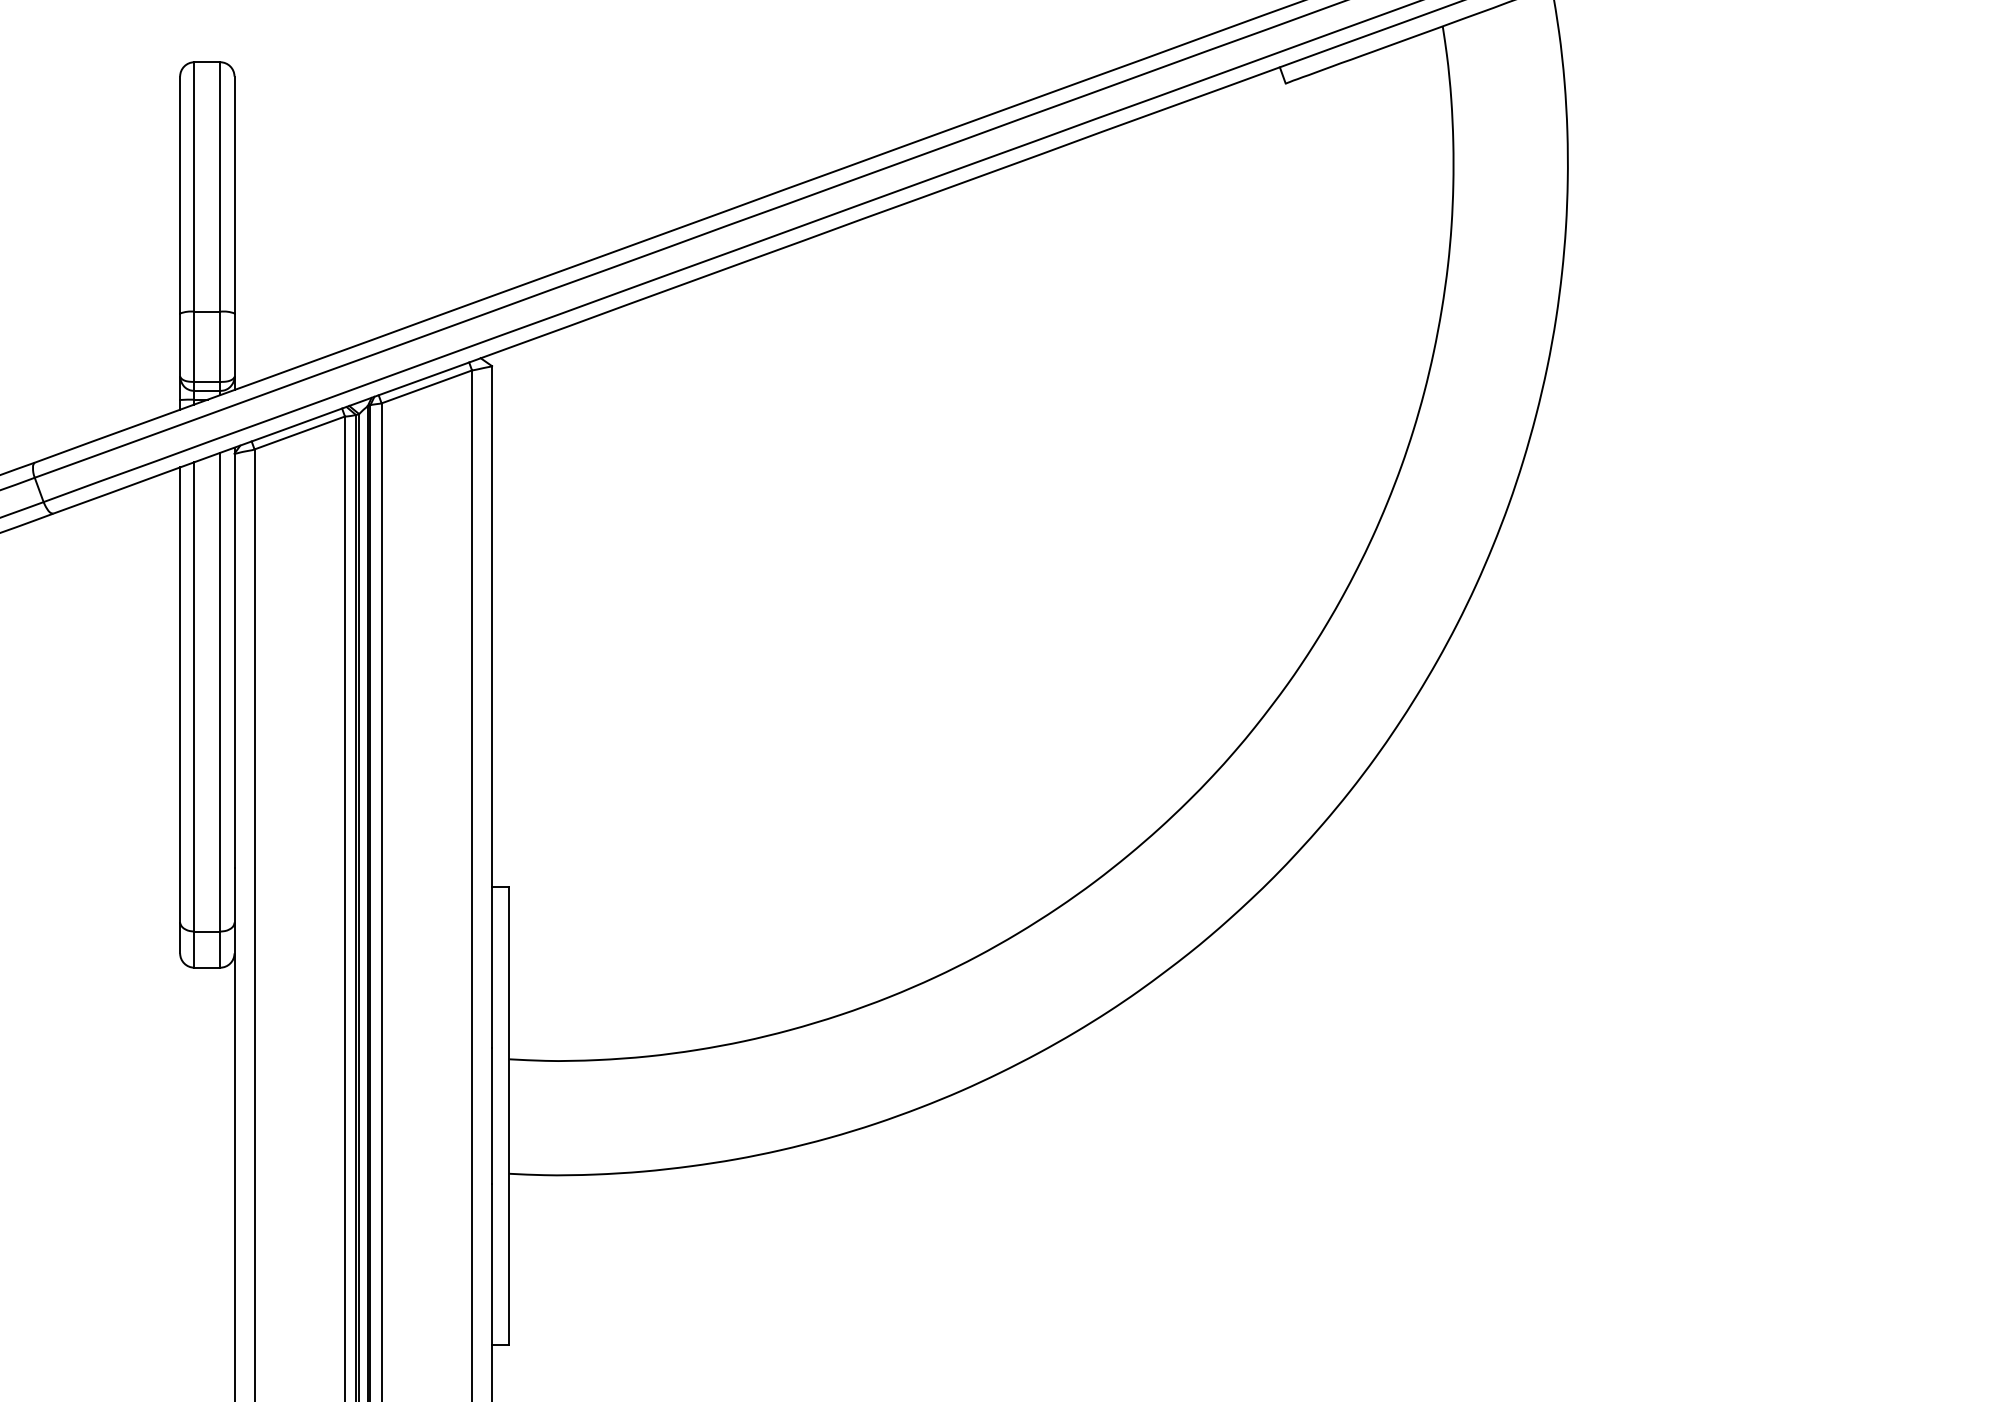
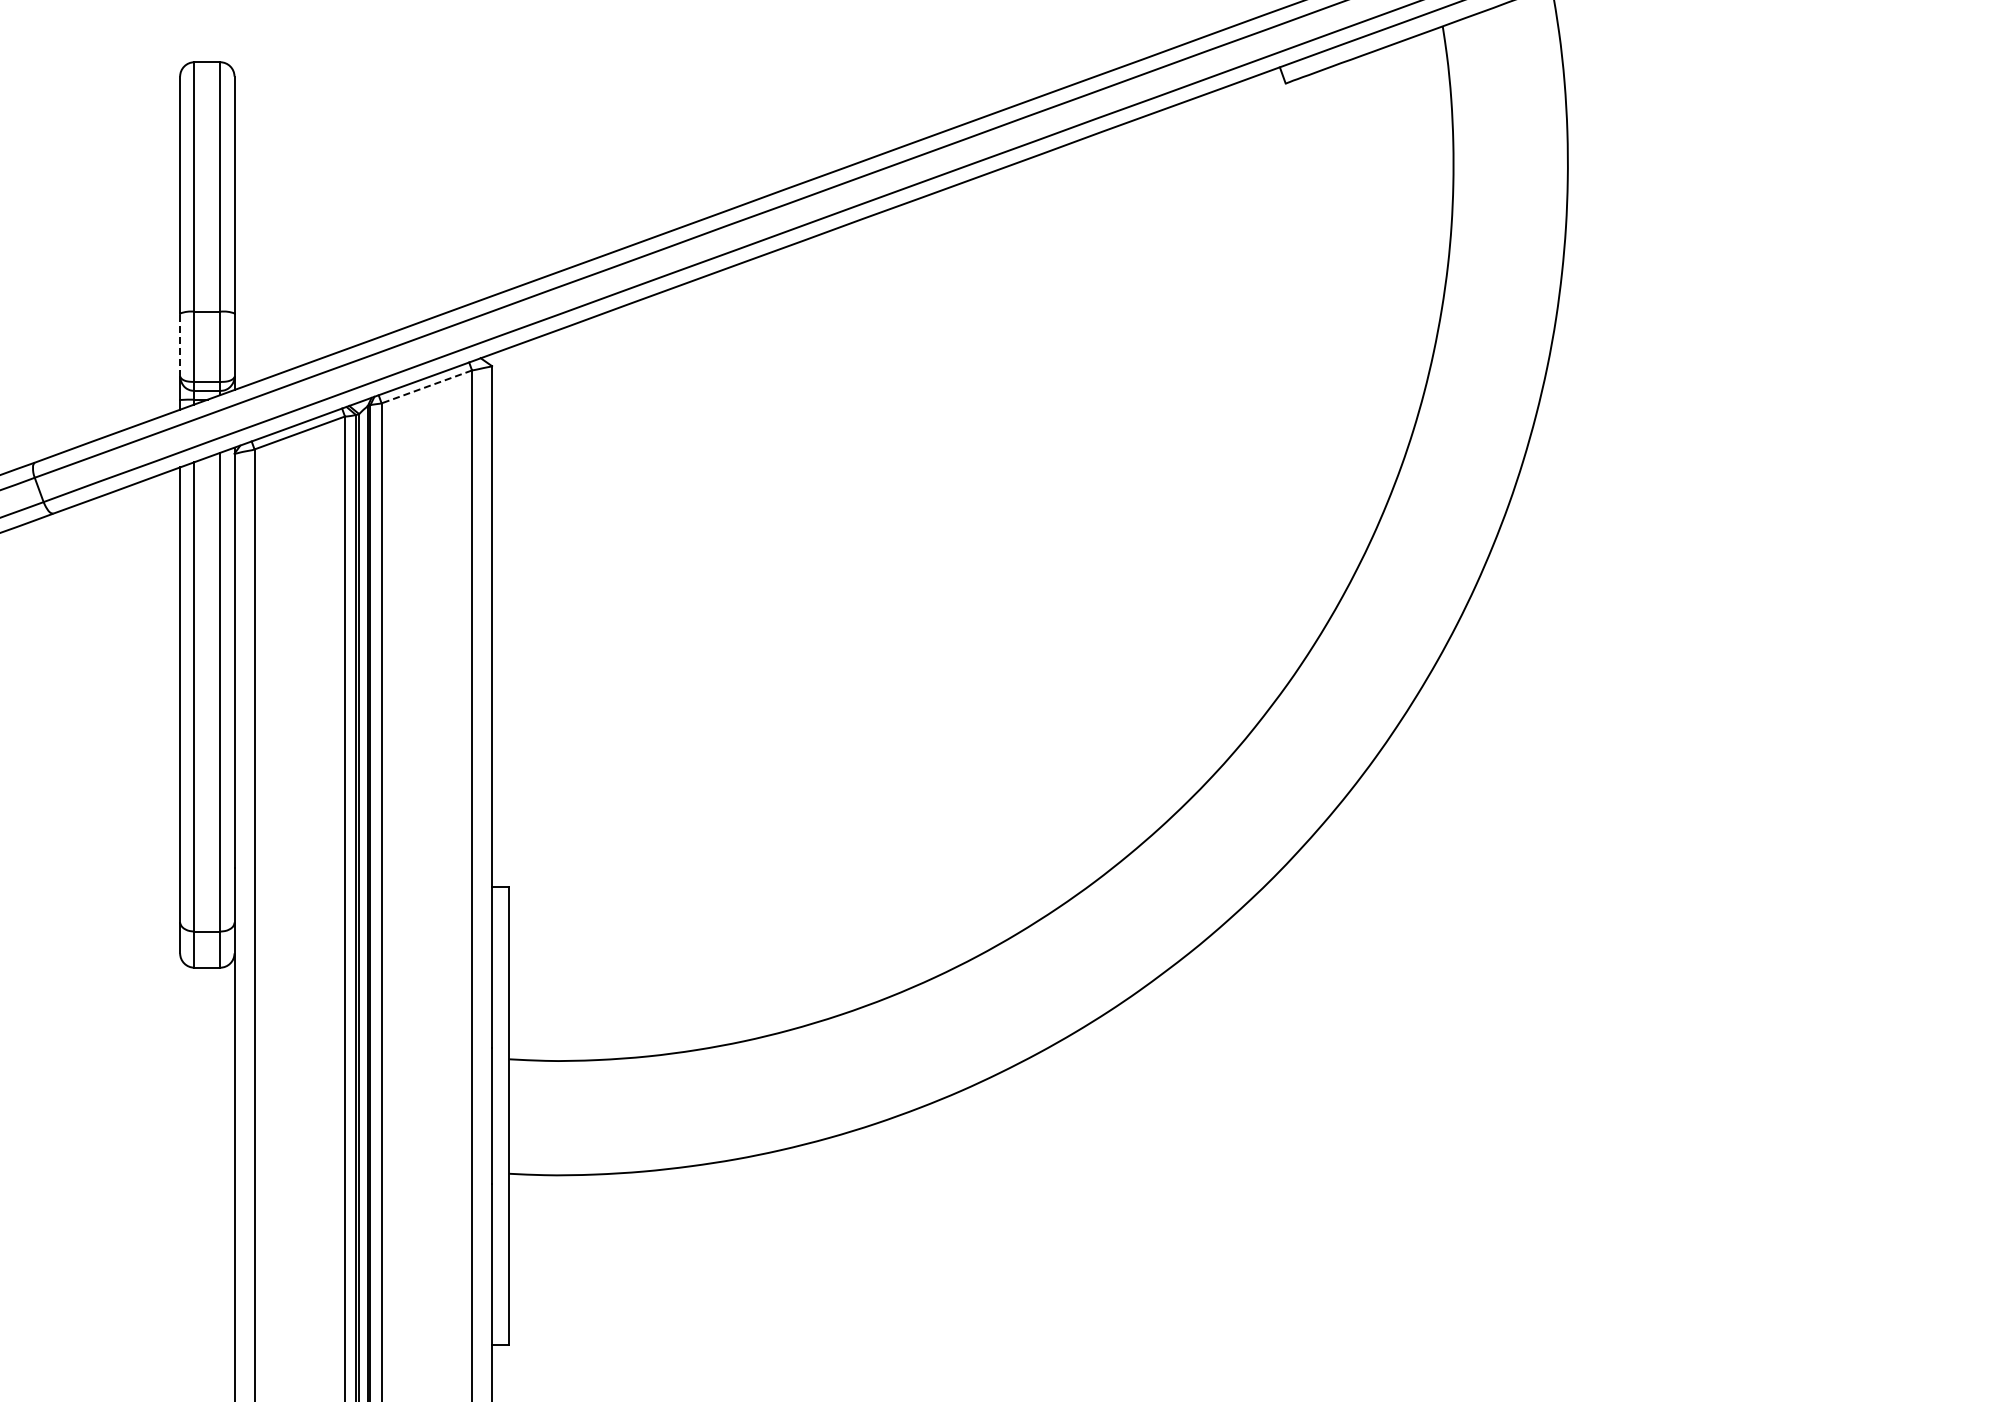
line: solid -> dashed (180, 345)
line: solid -> dashed (426, 387)
